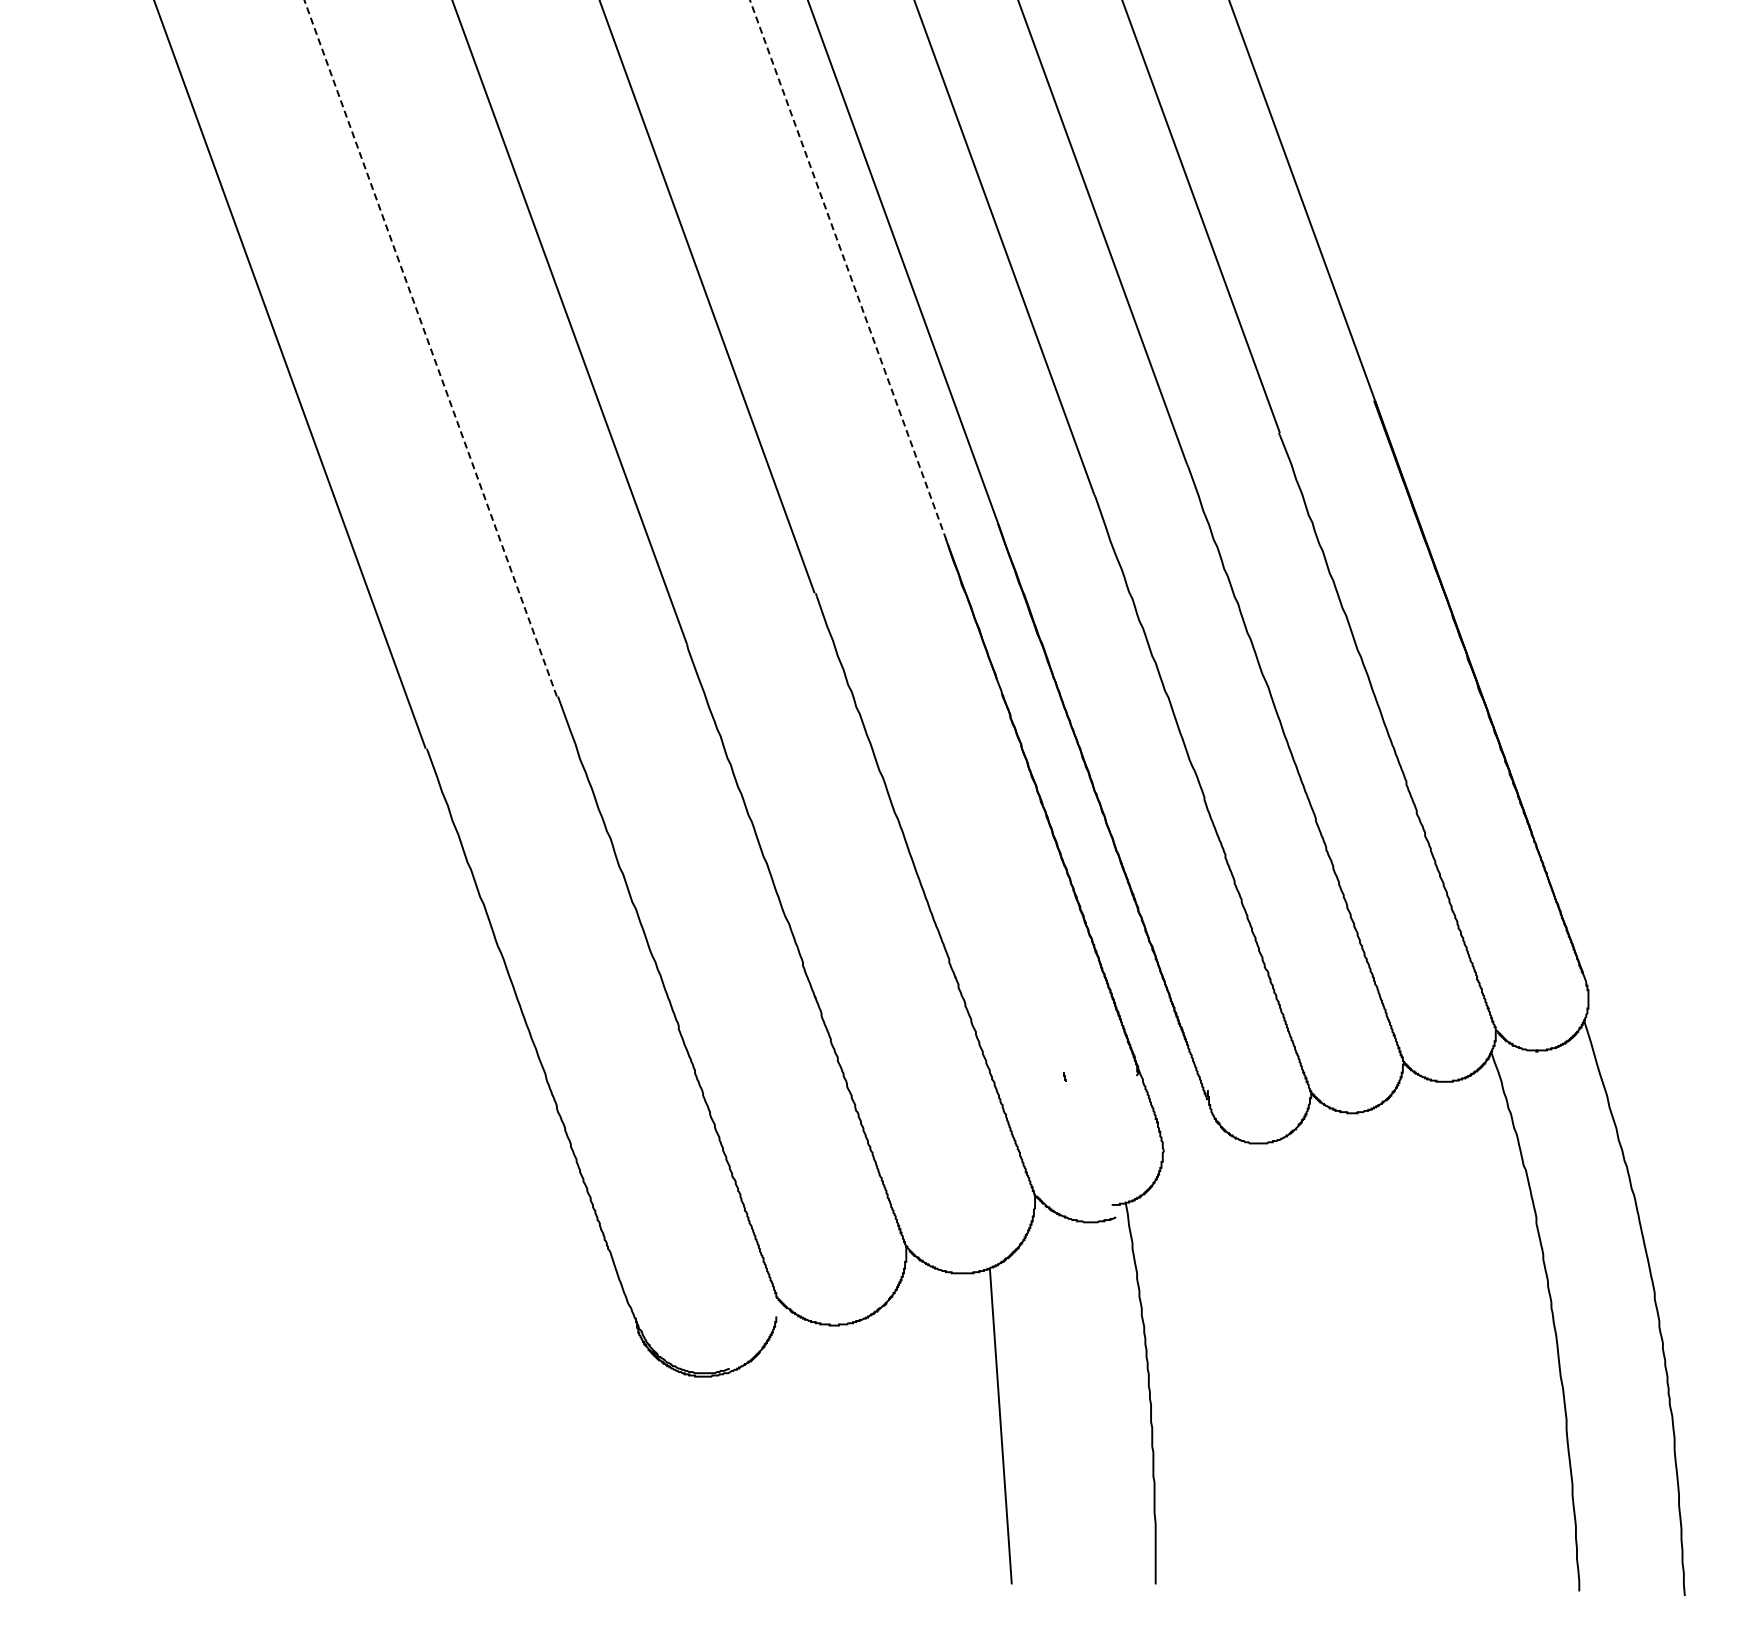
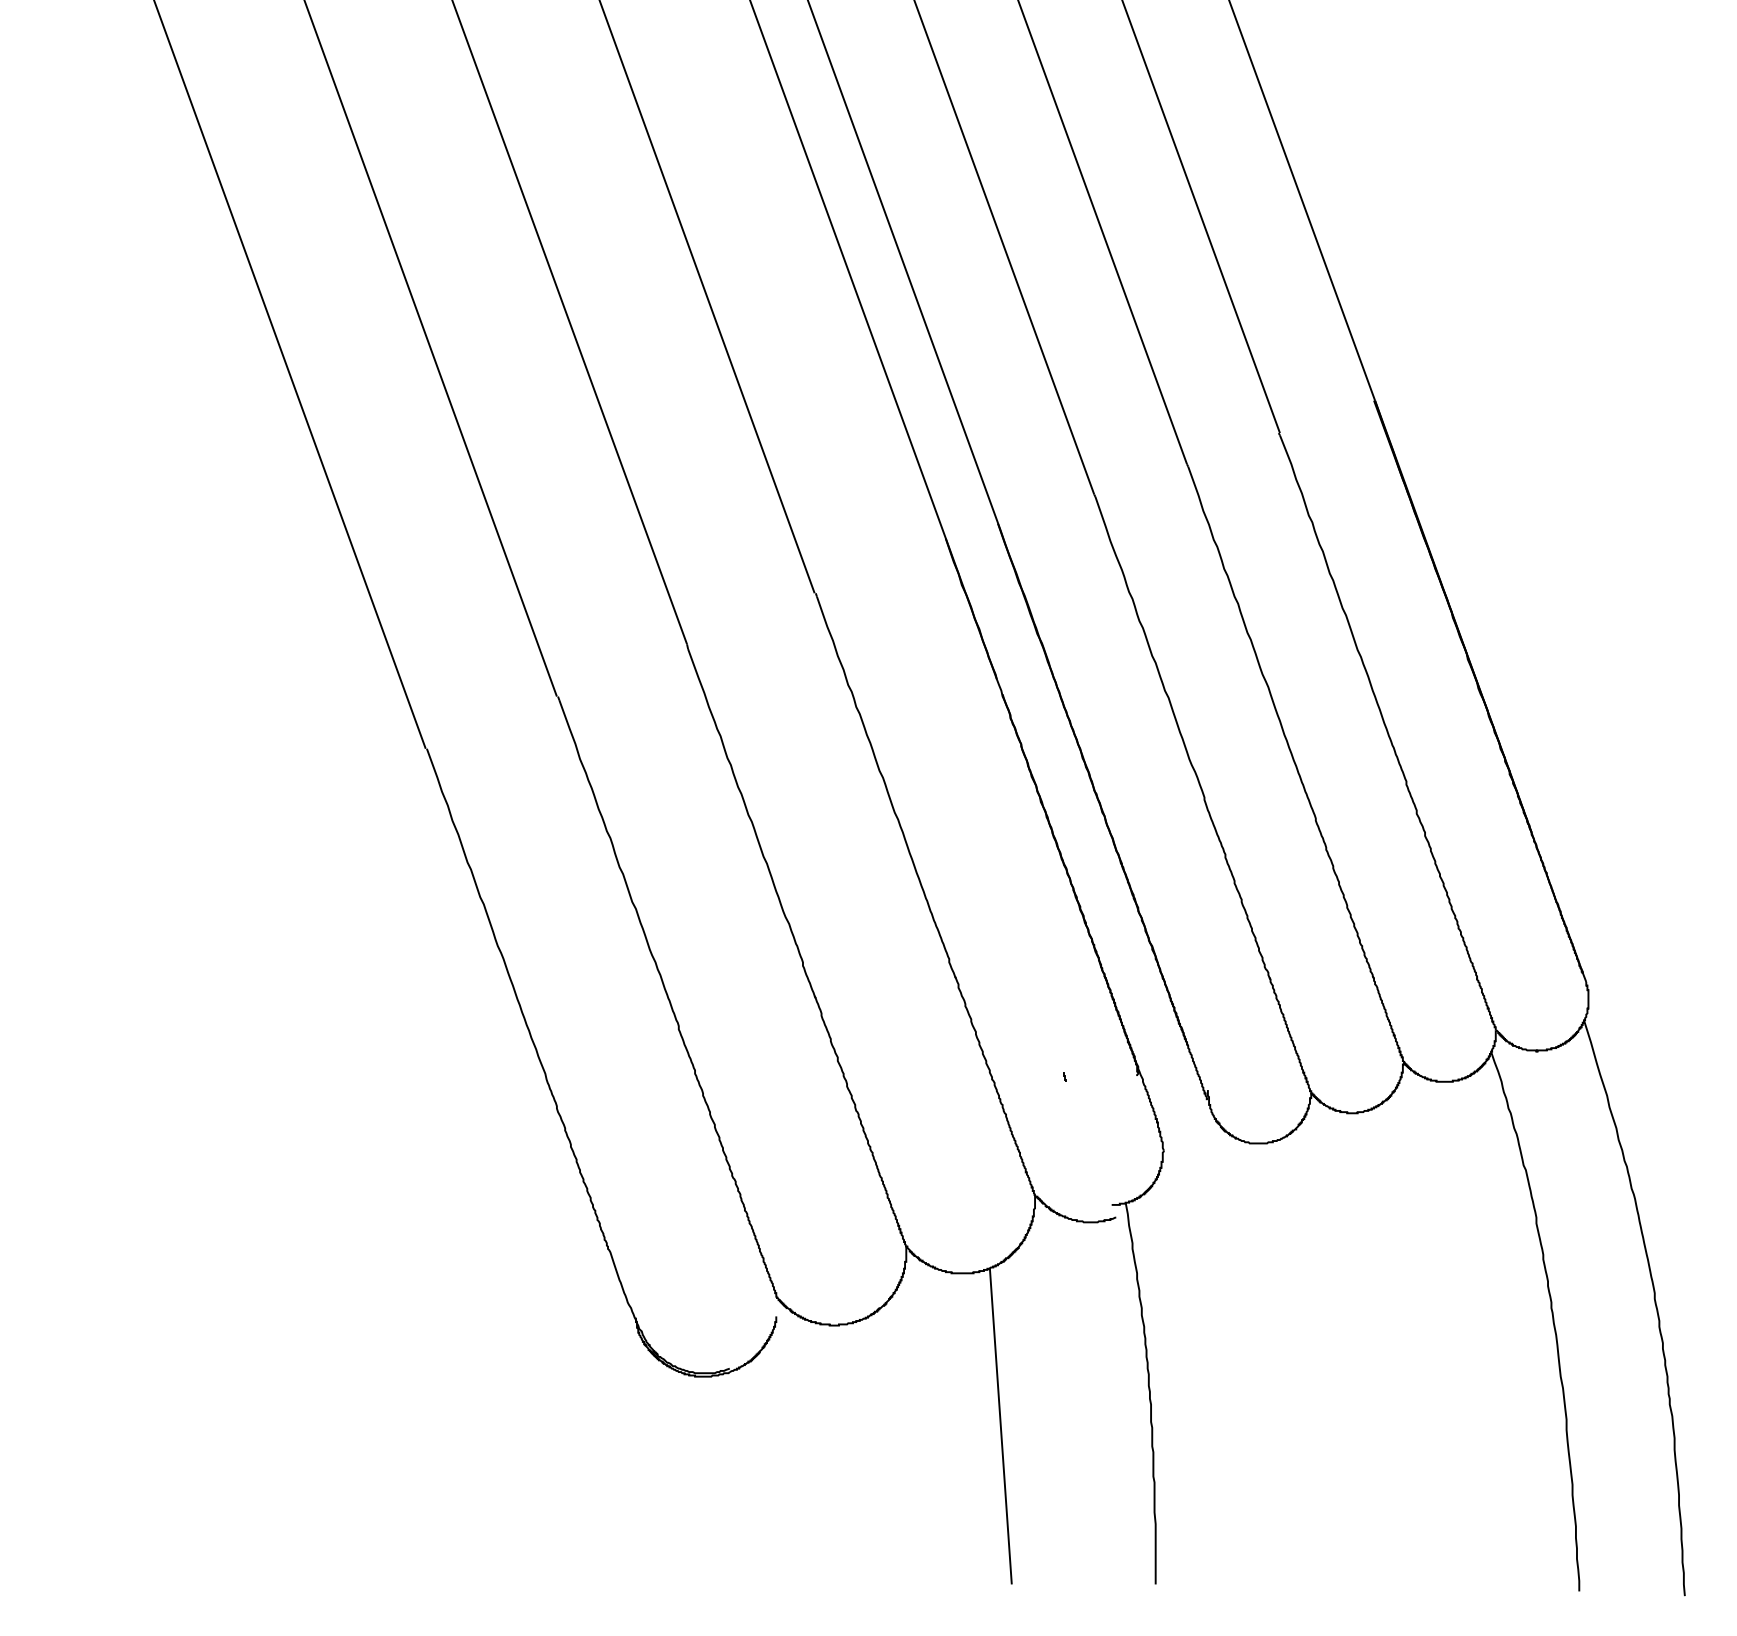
line: dashed -> solid (849, 272)
line: dashed -> solid (430, 348)
